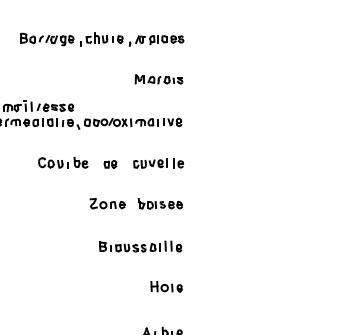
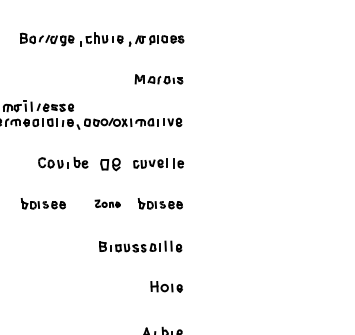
part size: 15x9 px -> 21x14 px (110, 164)
part: none -> present (42, 203)
part size: 37x12 px -> 27x10 px (107, 203)
